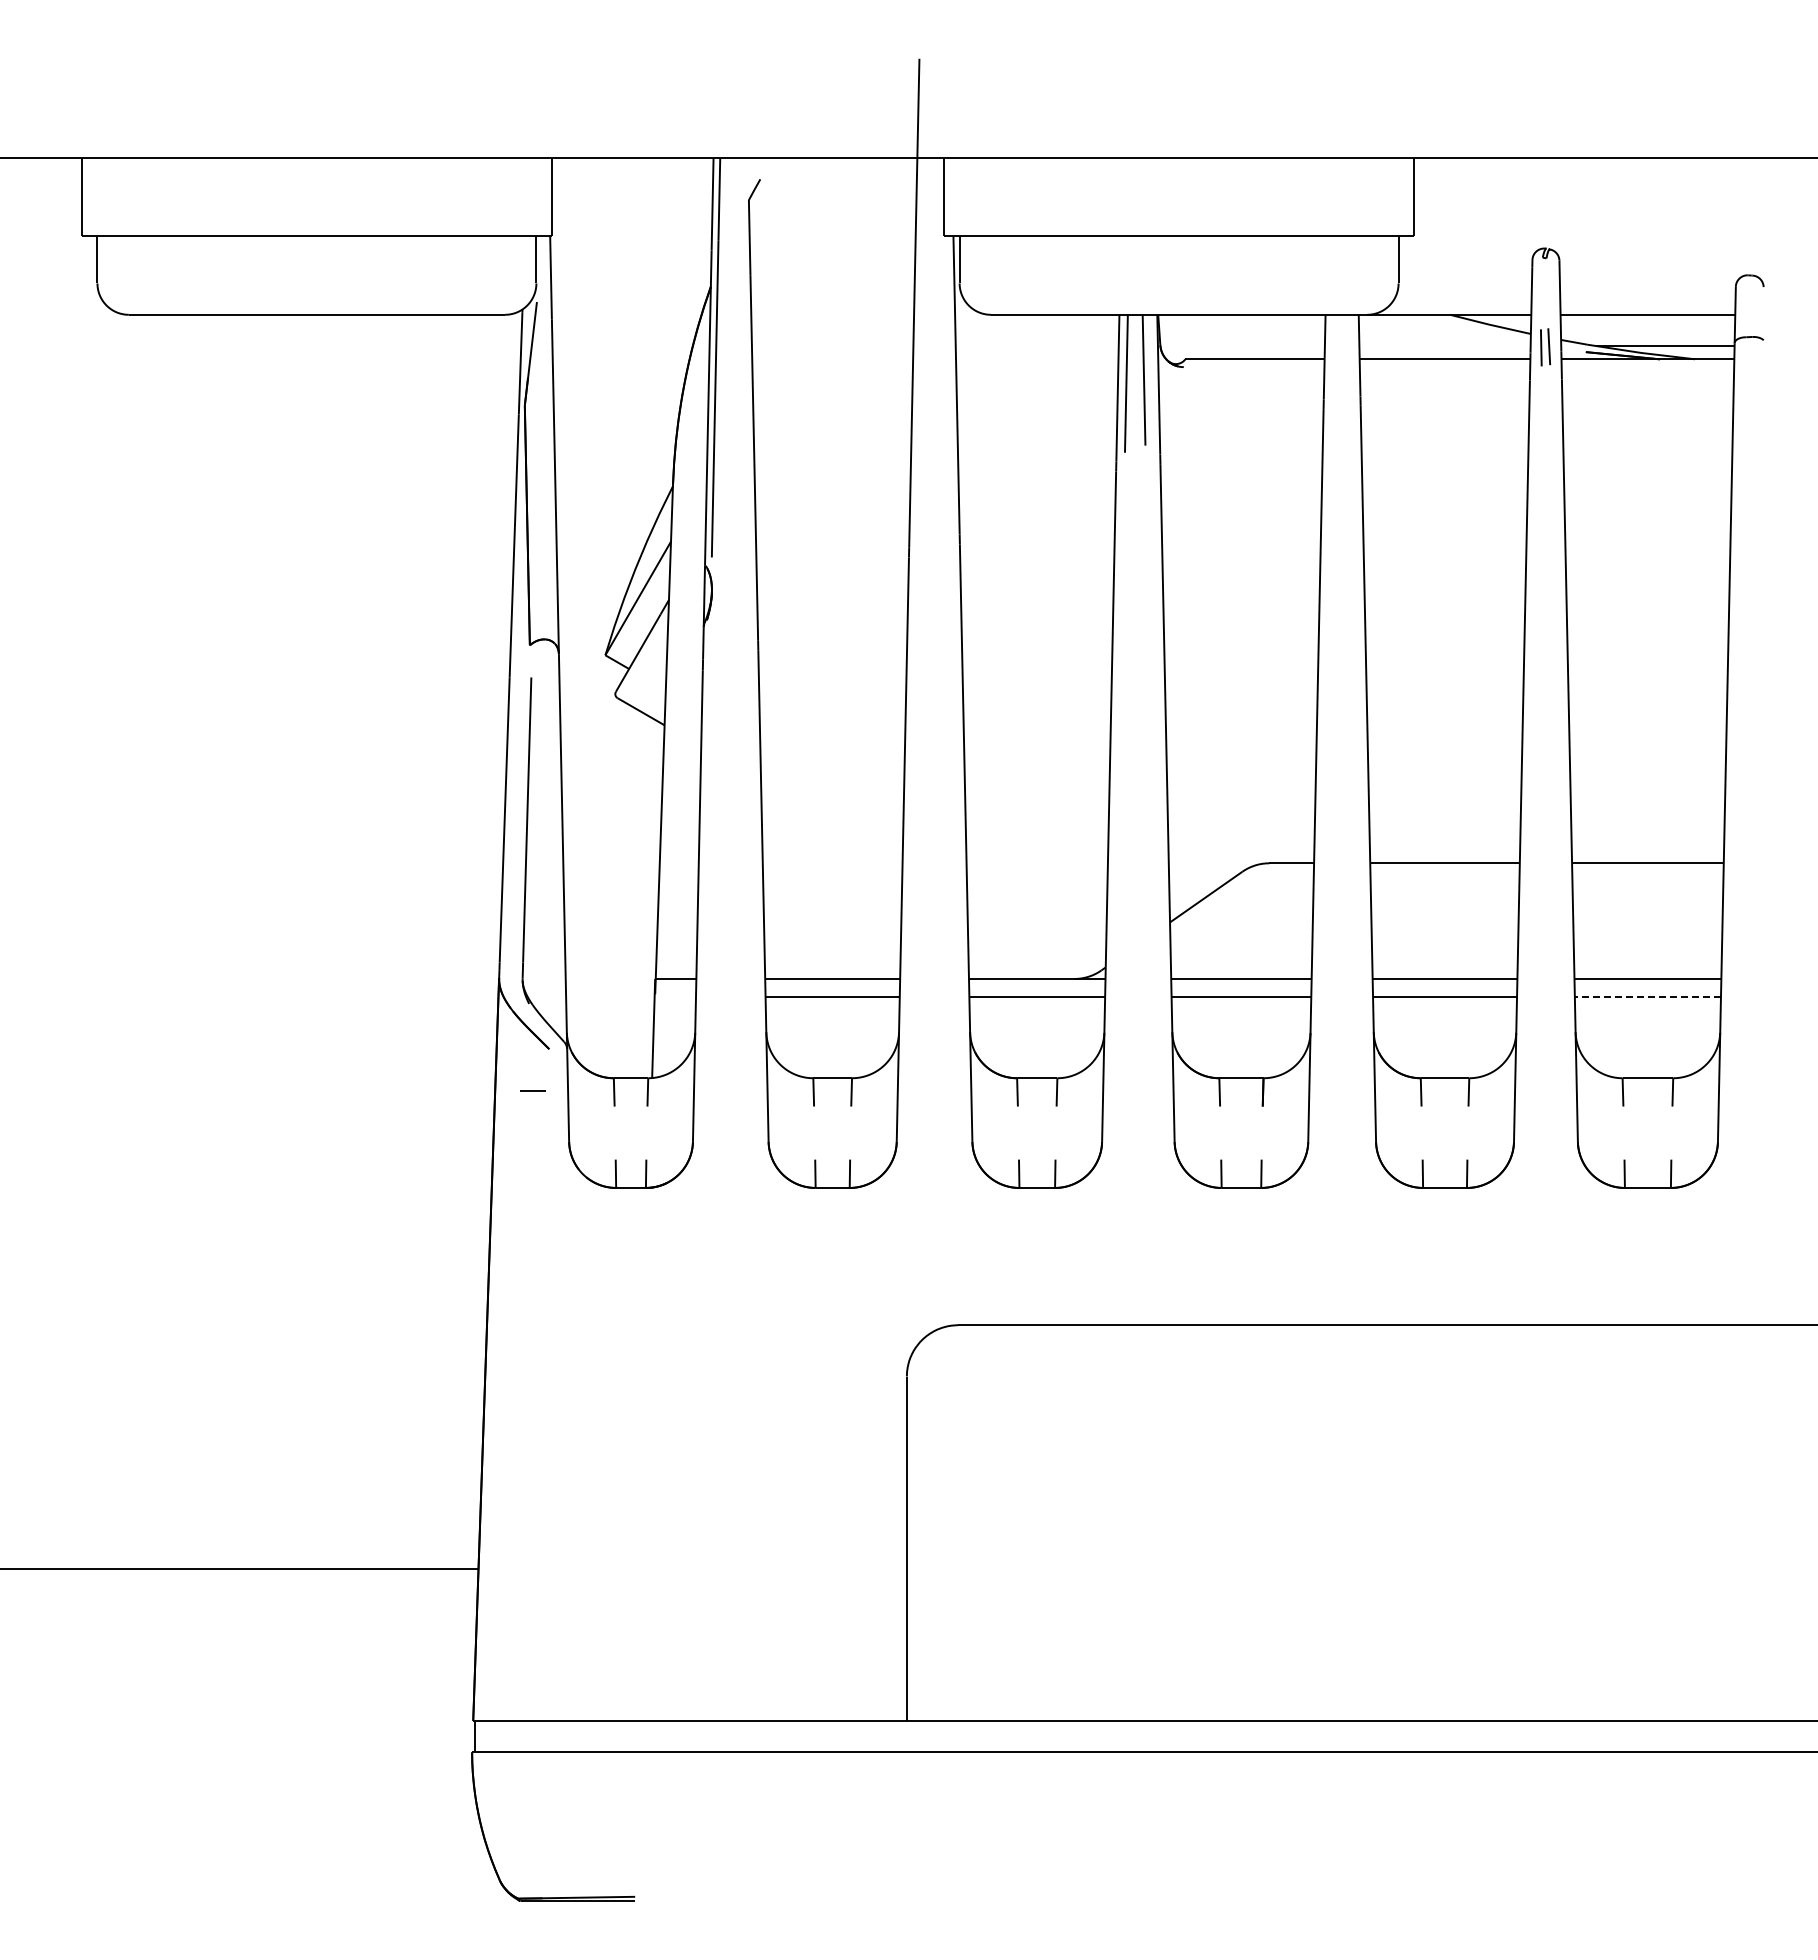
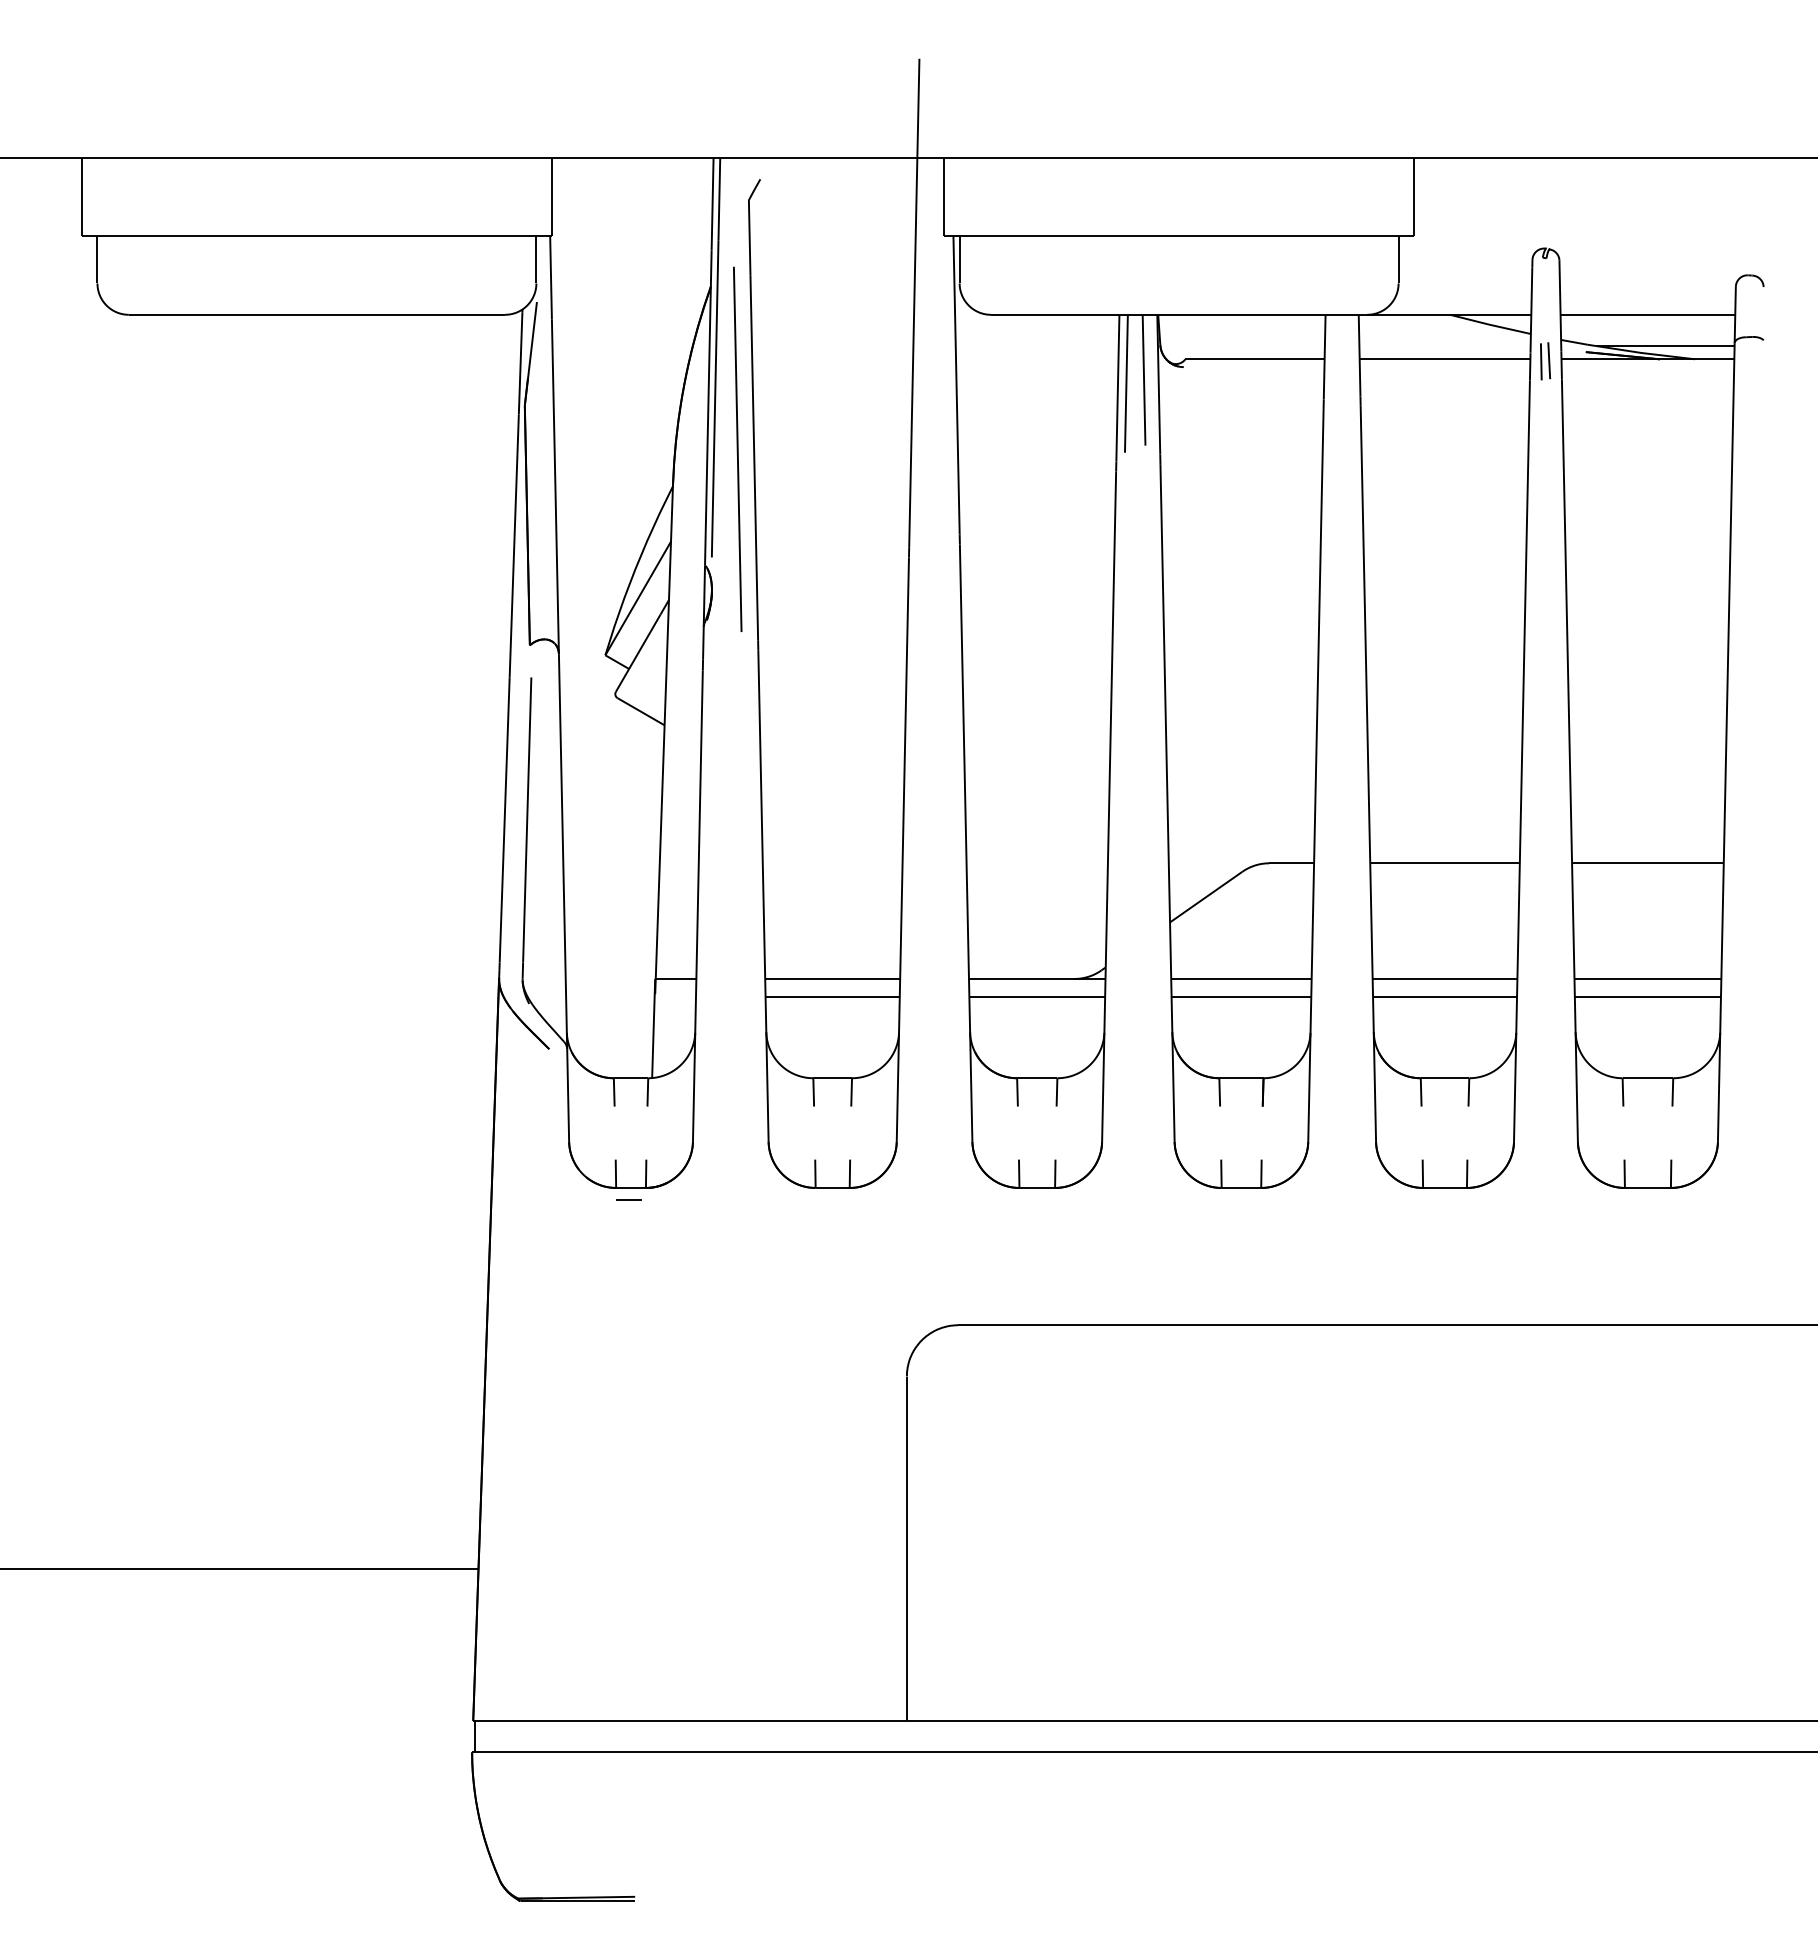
part position: (1545, 347) -> (1545, 361) (1545, 361)
line: none -> present (737, 448)
line: dashed -> solid (1647, 996)
line position: (532, 1090) -> (628, 1199) (628, 1199)
